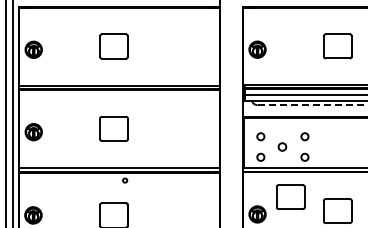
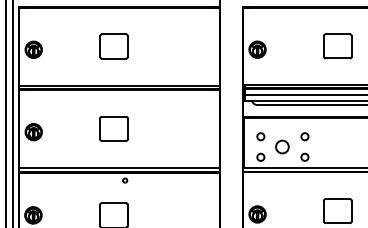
line: dashed -> solid (312, 105)
circle size: 11x10 px -> 15x16 px (282, 146)
part: present -> none (290, 196)
